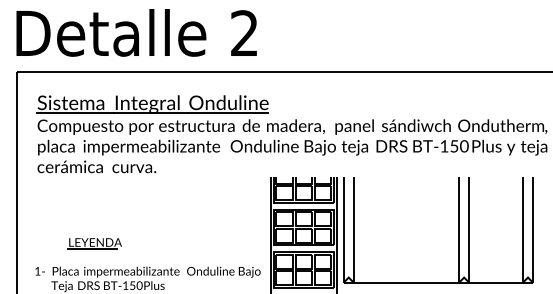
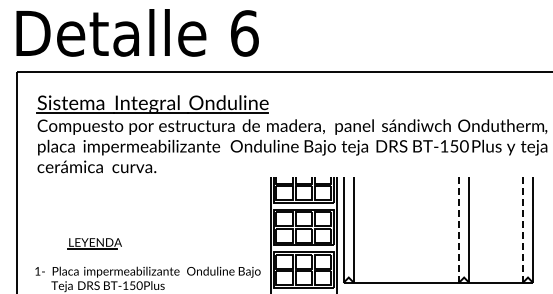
text: 2 -> 6 (244, 33)
line: solid -> dashed (458, 230)
line: solid -> dashed (522, 230)
